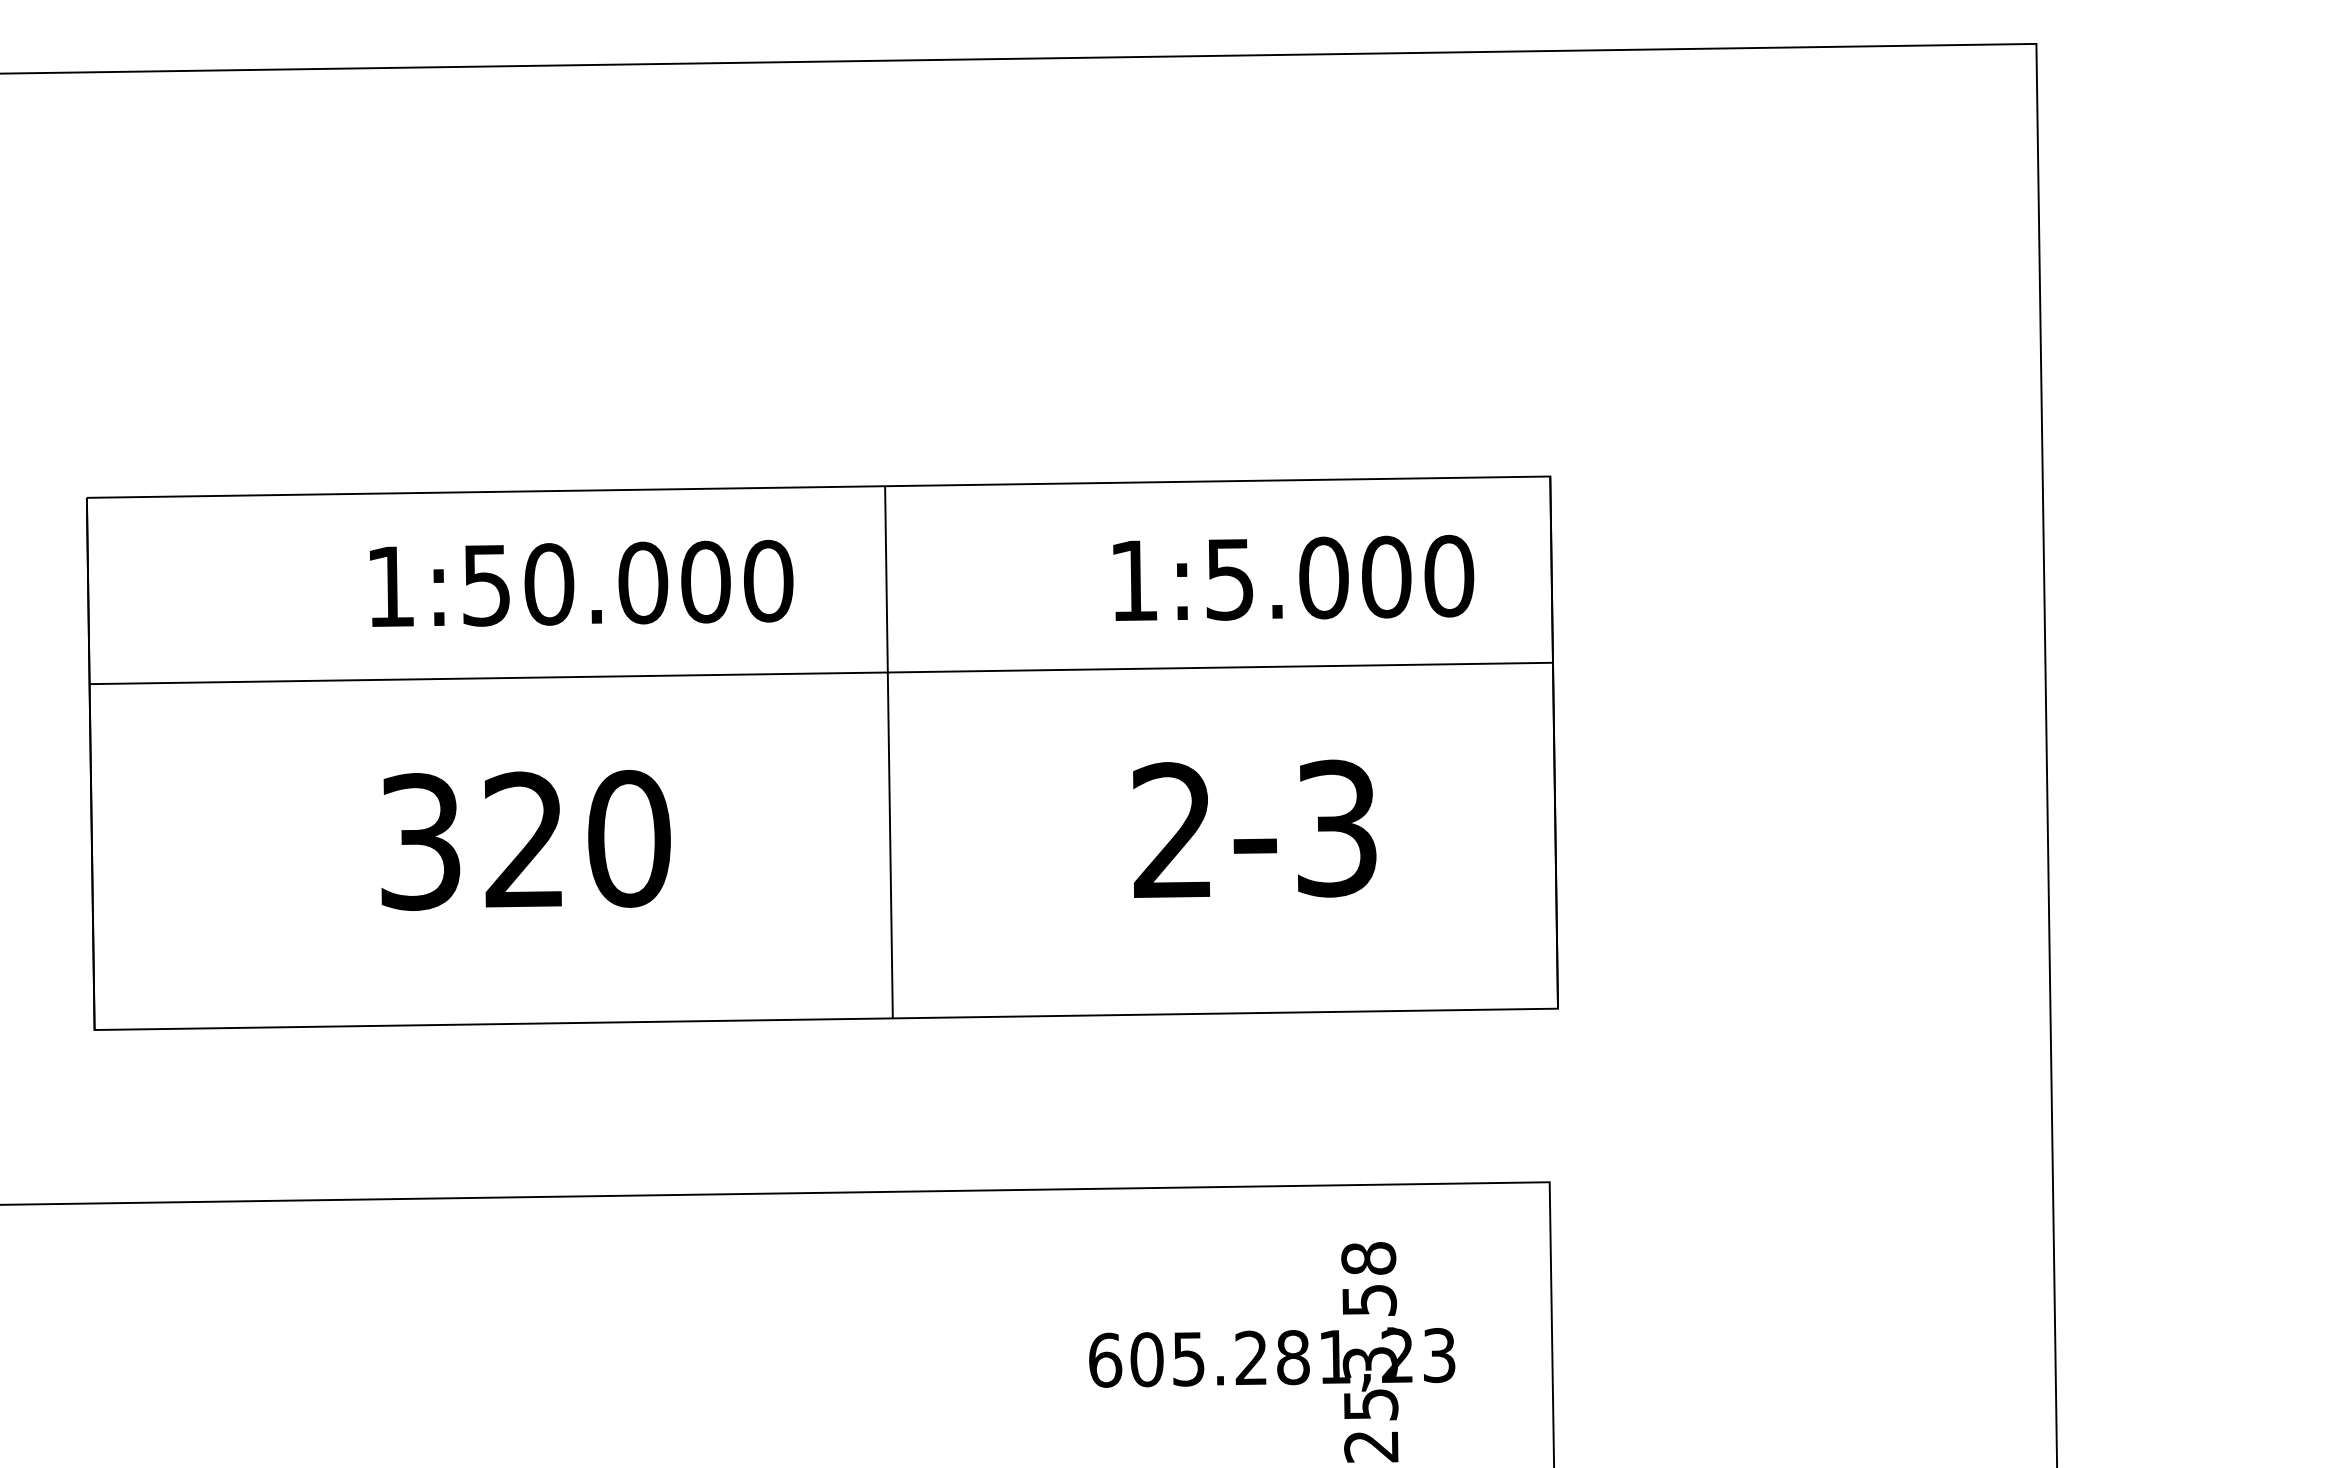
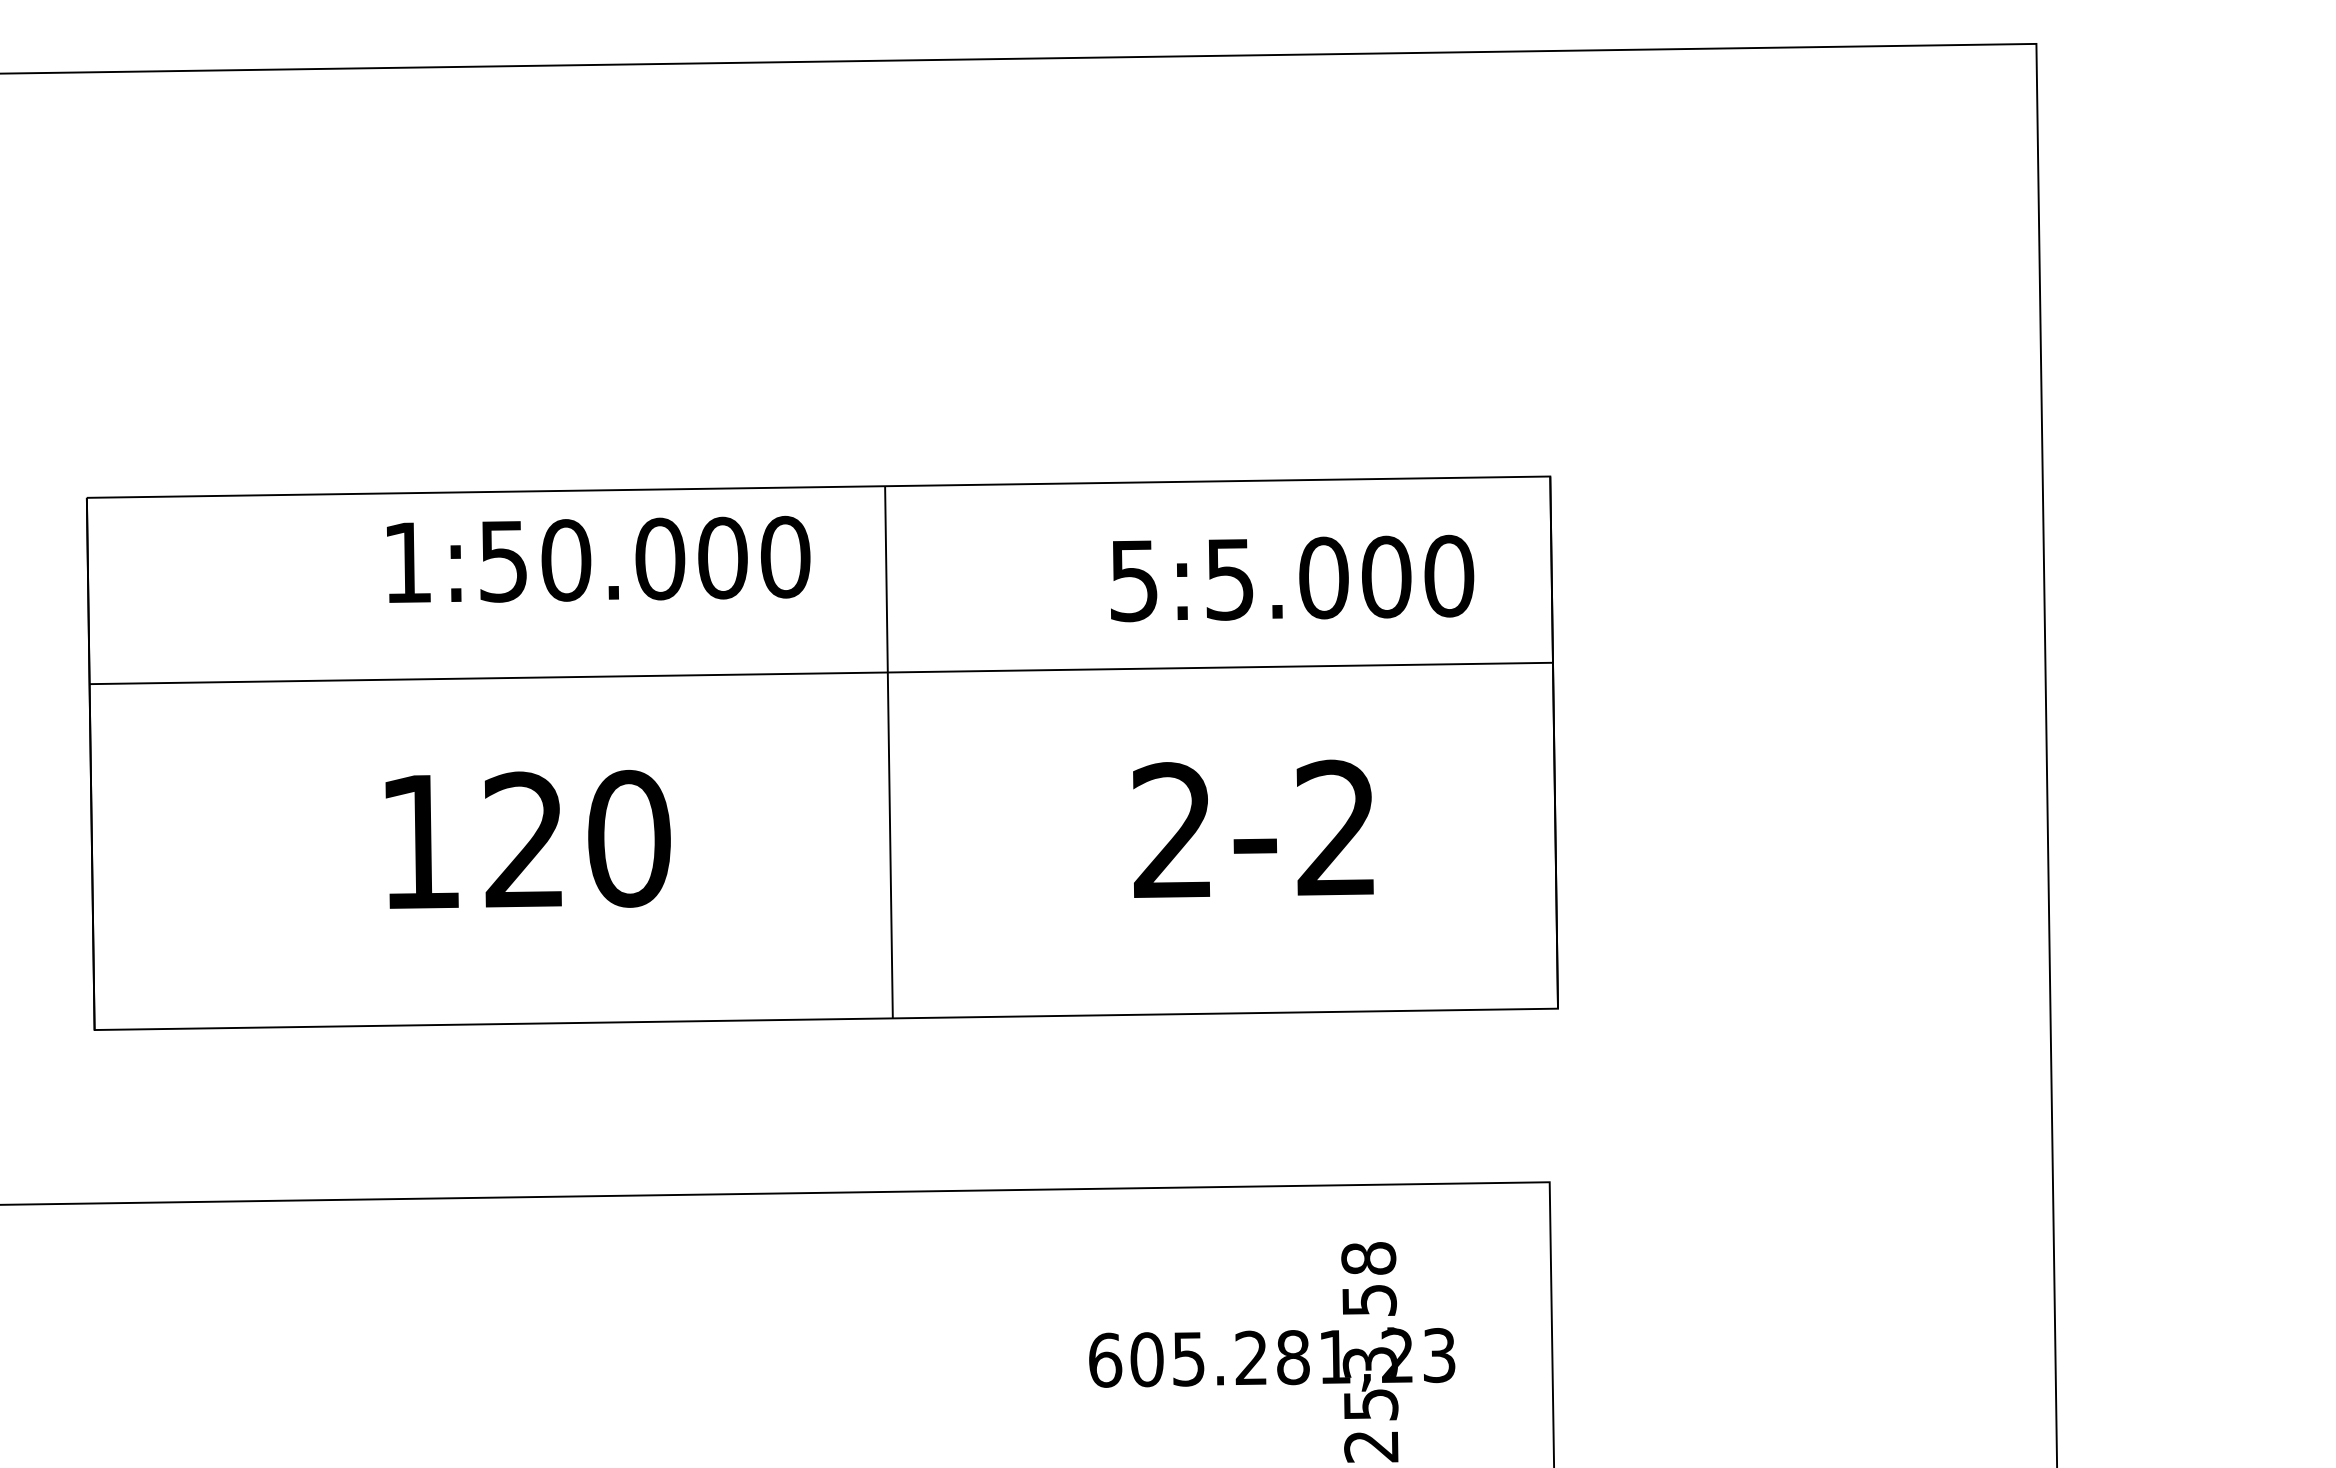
text: 1:5.000 -> 5:5.000 (1134, 581)
text position: (581, 582) -> (598, 558) (598, 558)
text: 2-3 -> 2-2 (1336, 828)
text: 320 -> 120 (420, 841)
